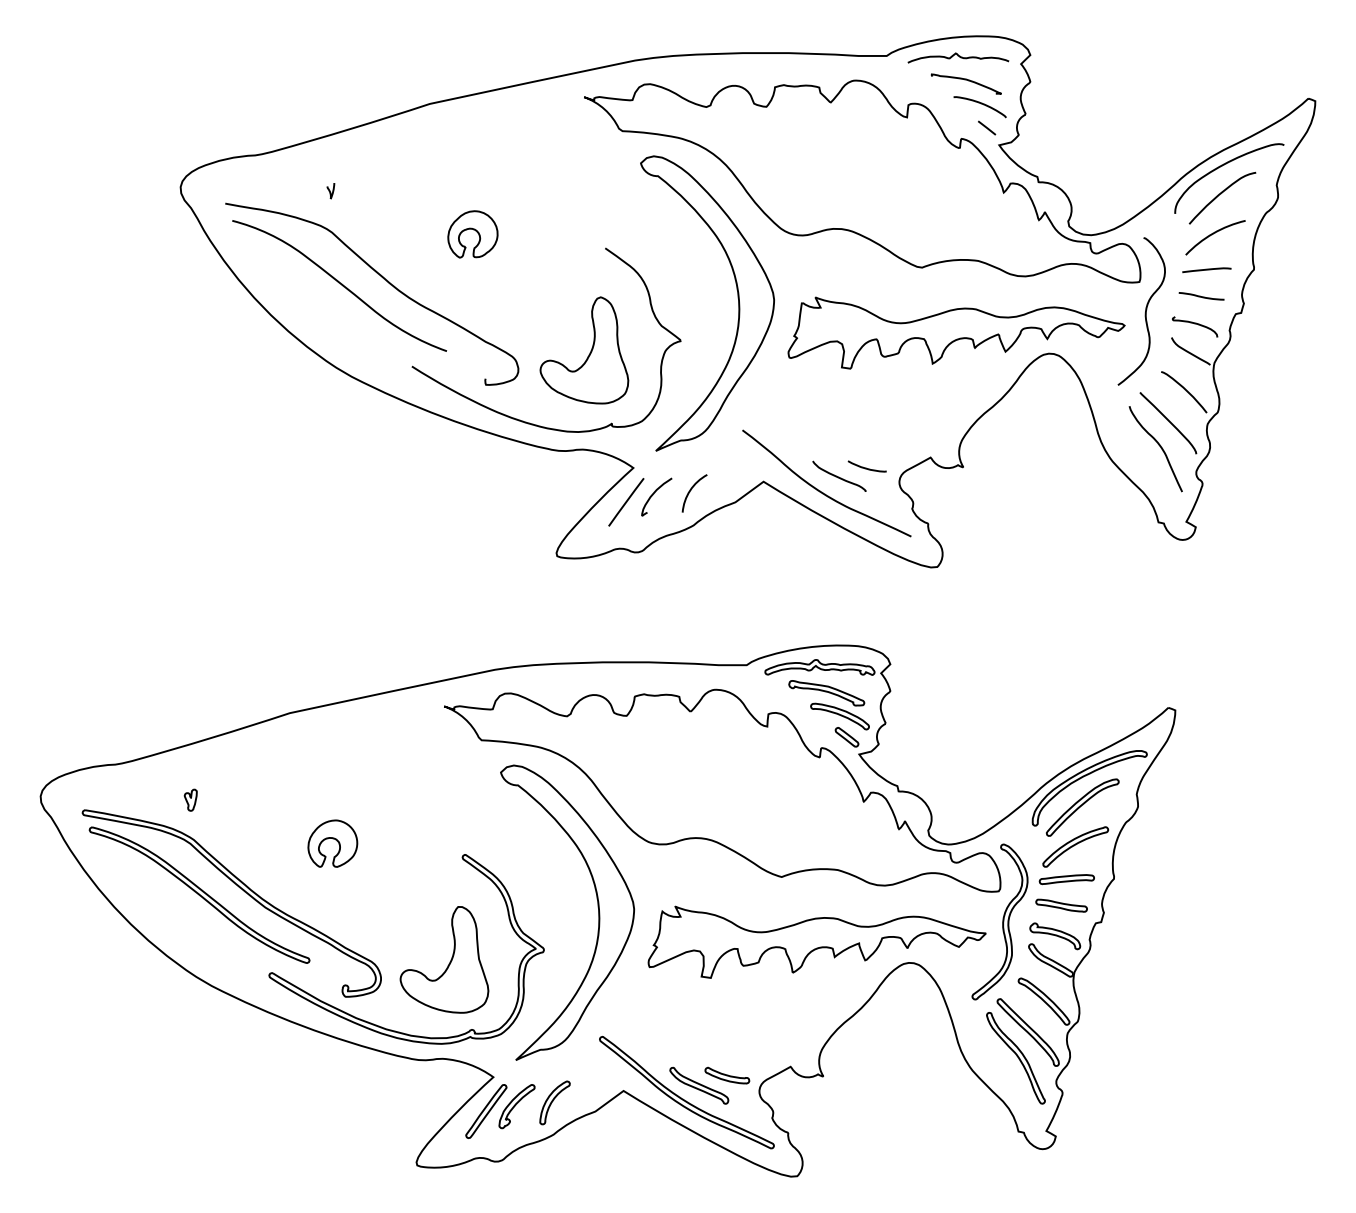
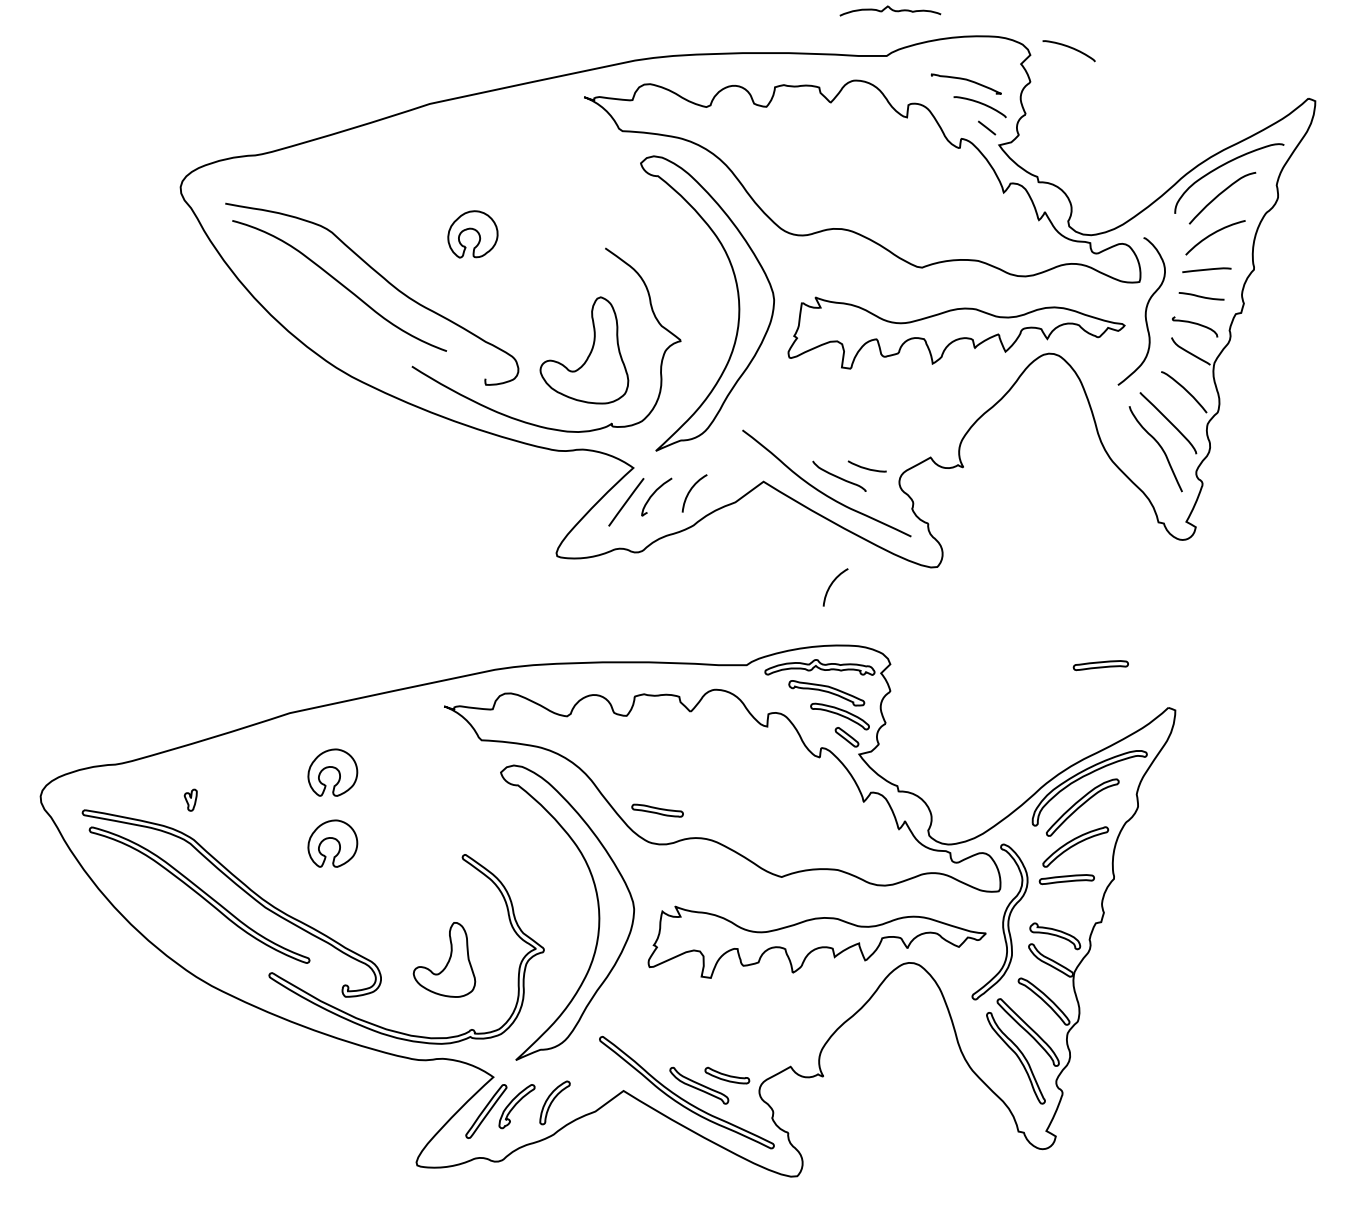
curve: none -> present (1070, 48)
curve position: (958, 56) -> (890, 9) (890, 9)
curve: present -> none (330, 191)
arc: none -> present (831, 586)
part: none -> present (1100, 665)
part: none -> present (332, 772)
part position: (1061, 905) -> (657, 810) (657, 810)
part size: 91x108 px -> 65x76 px (444, 959)
